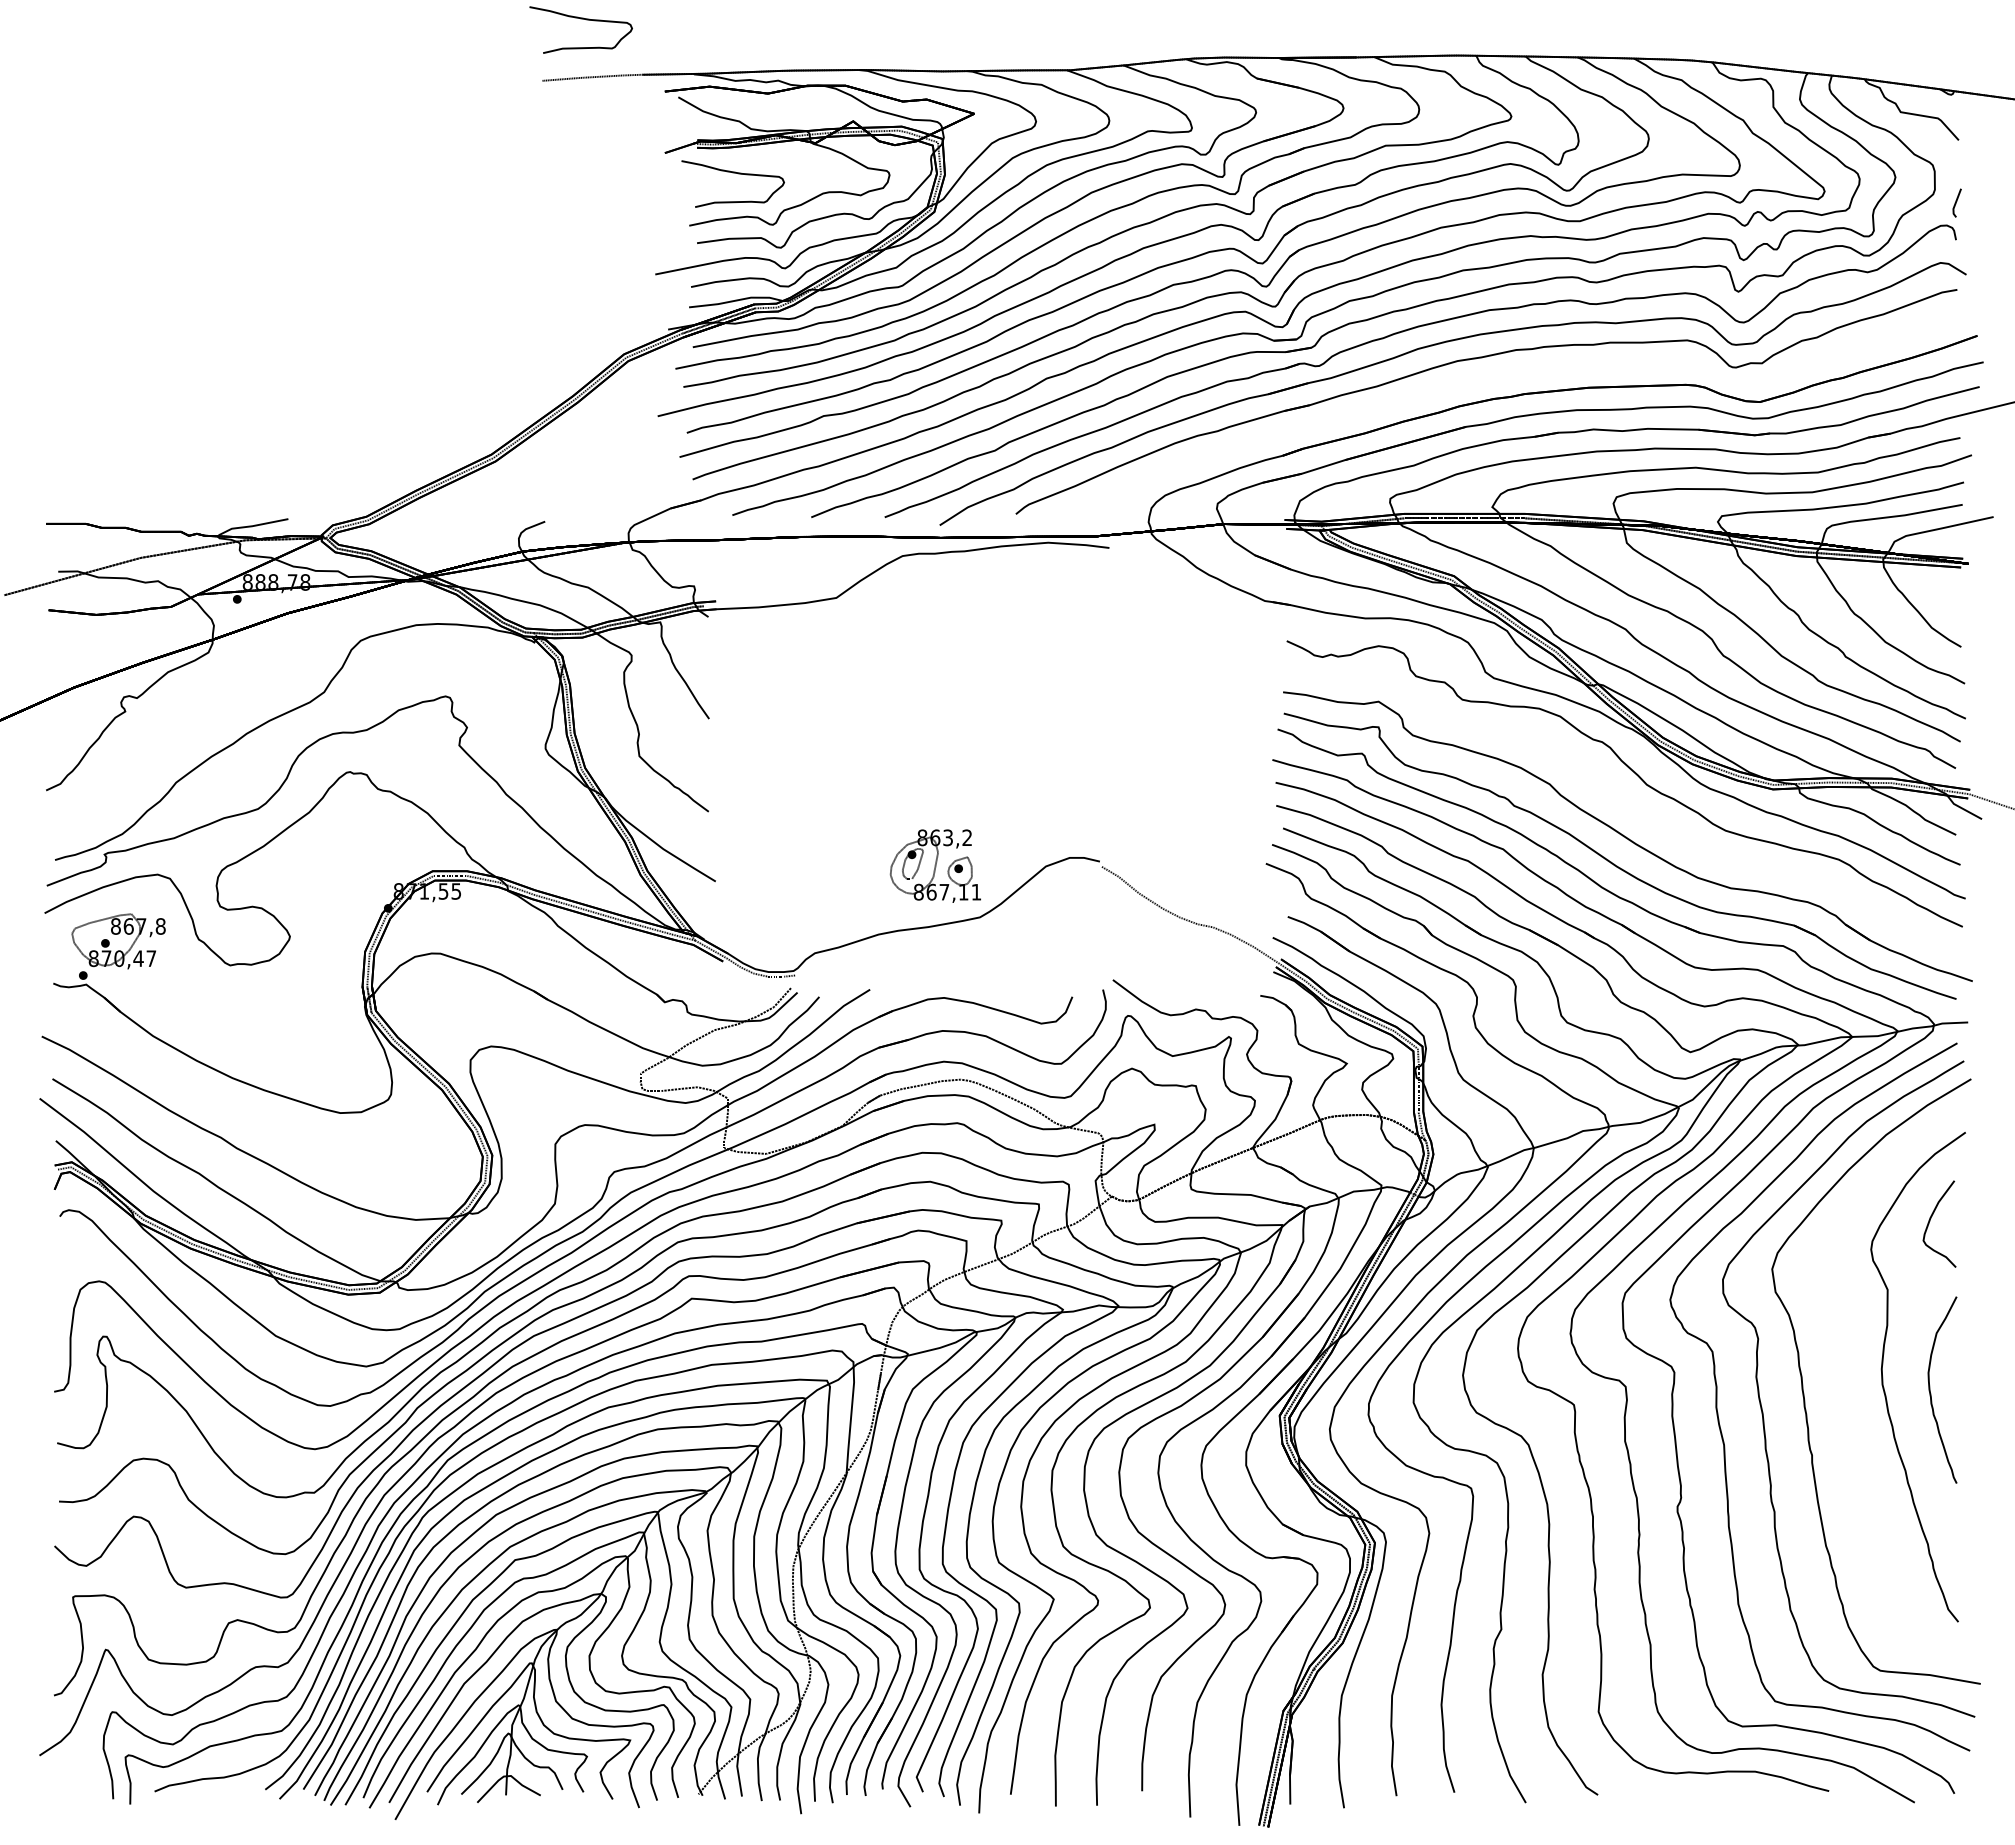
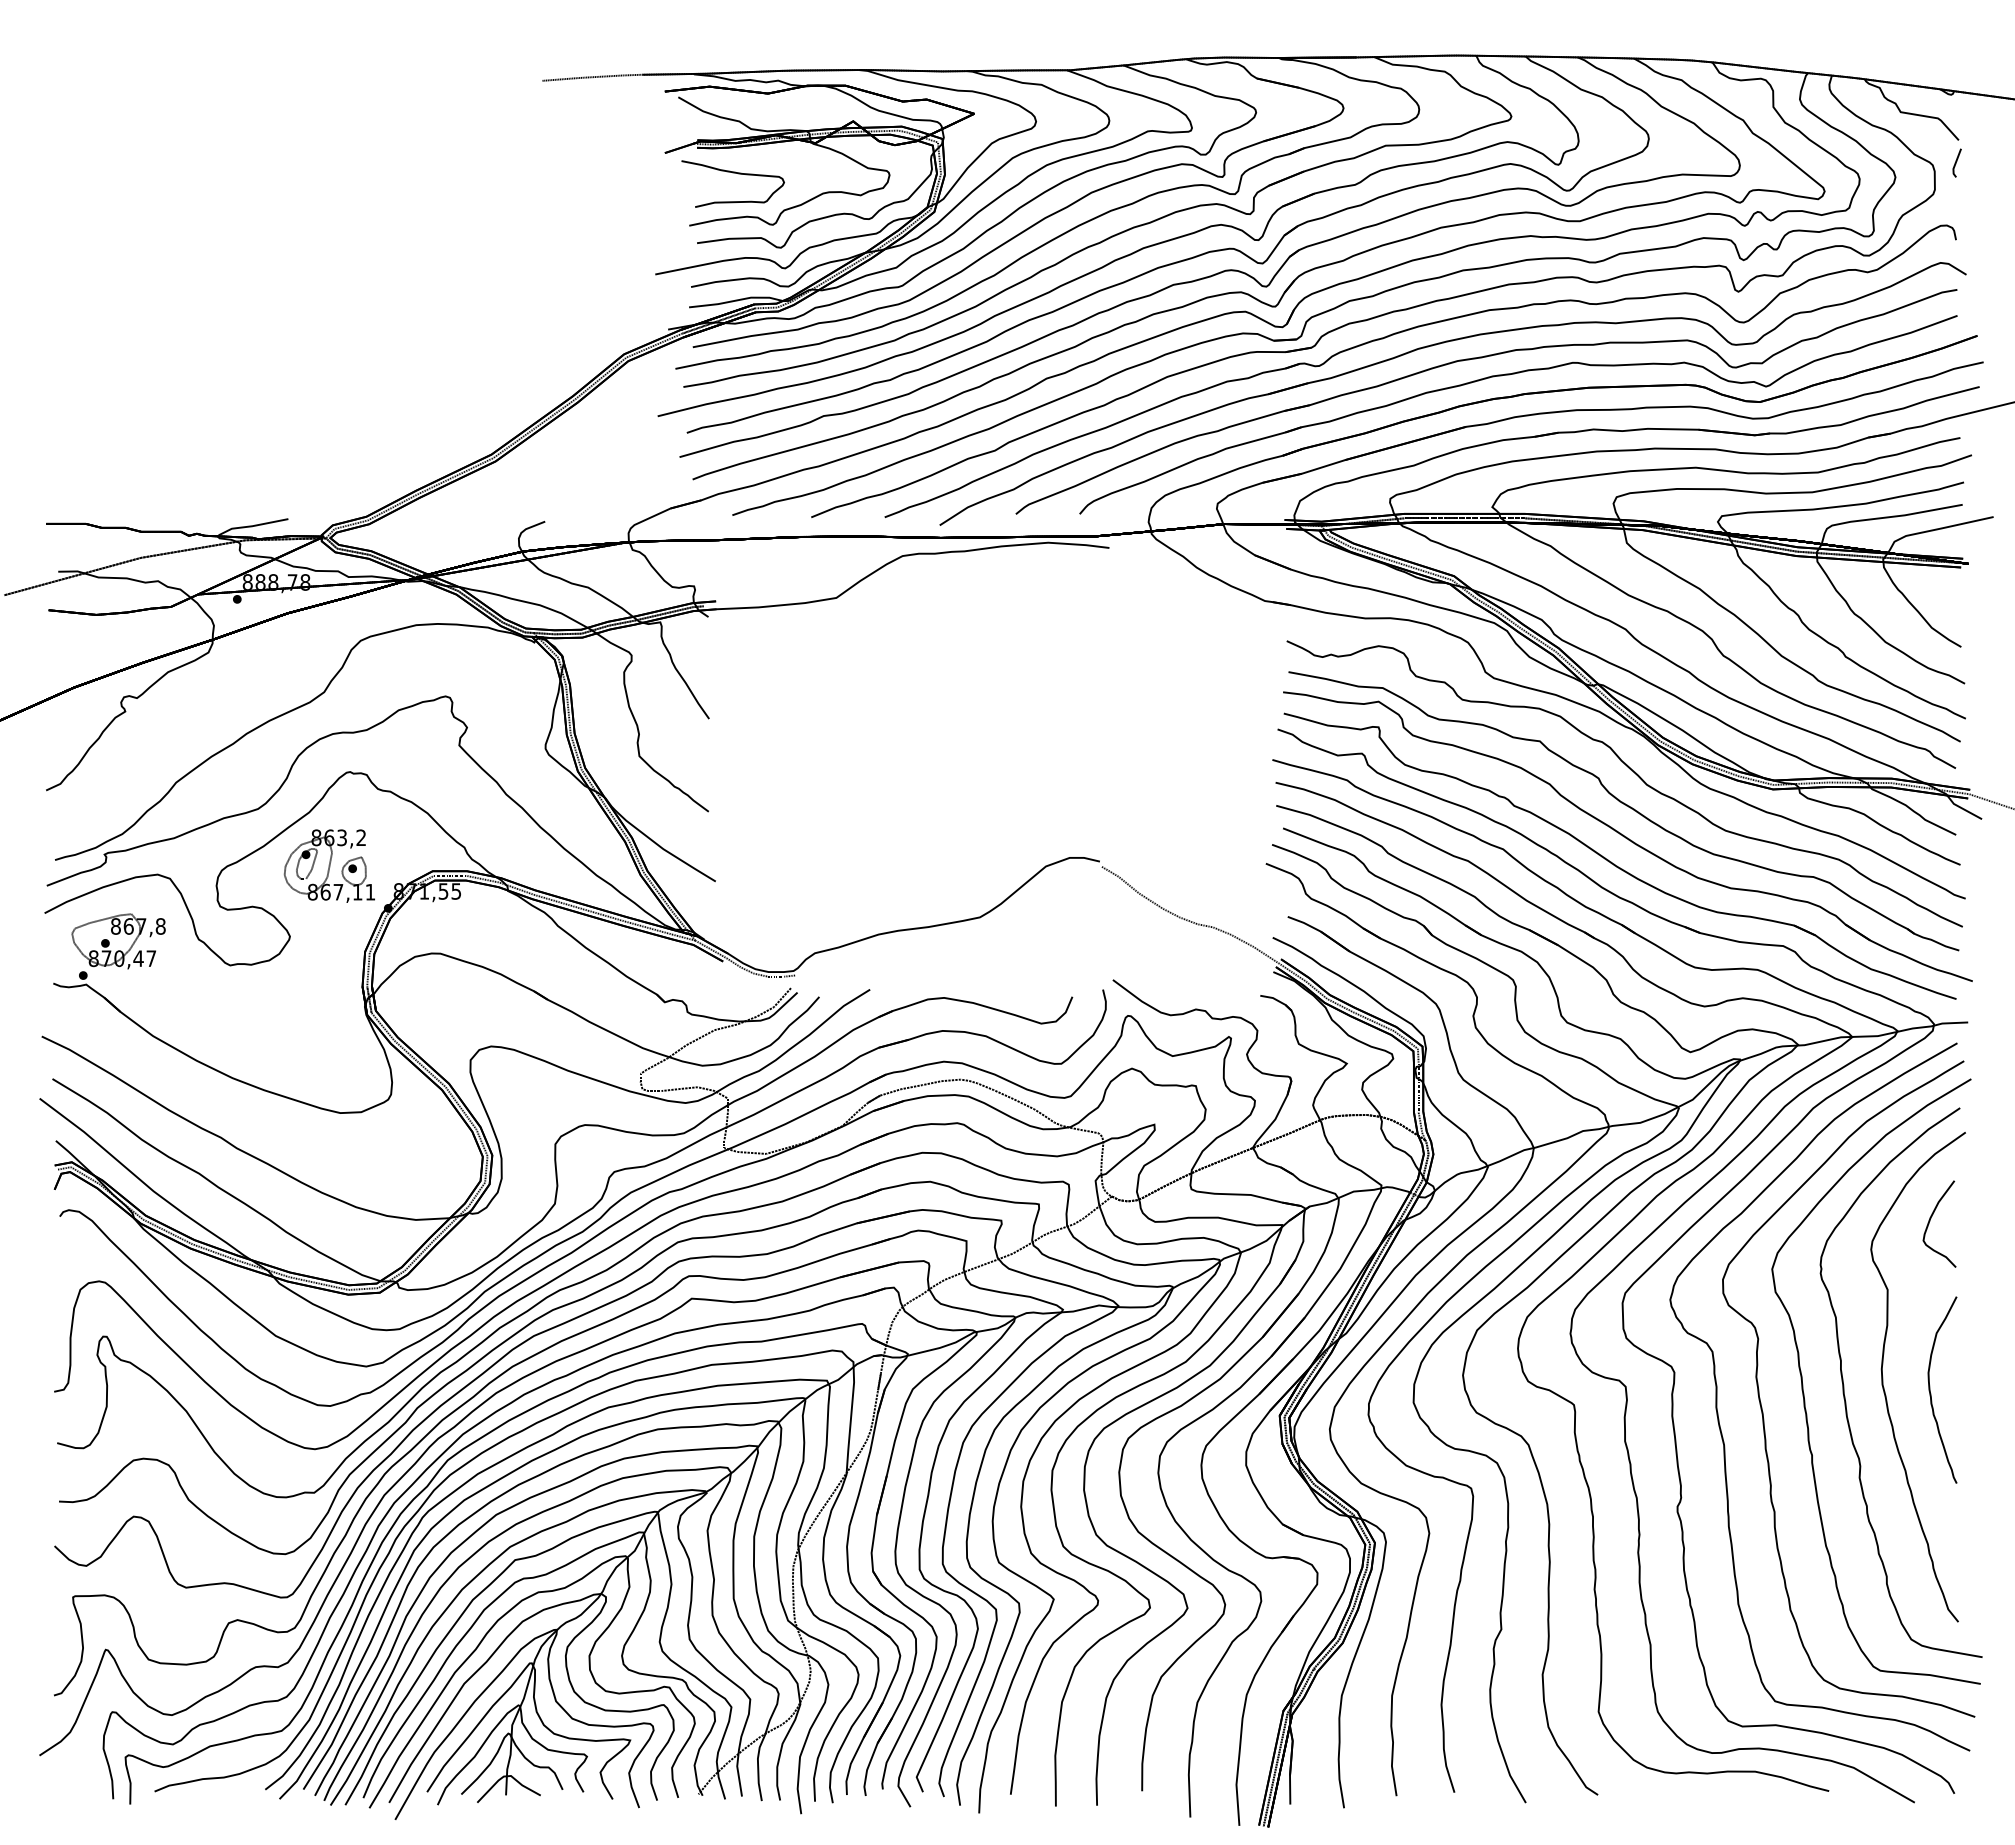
curve: present -> none (580, 19)
line position: (1956, 202) -> (1956, 162) (1956, 162)
part: none -> present (1509, 375)
part: none -> present (1623, 811)
part position: (934, 865) -> (328, 865) (328, 865)
curve: none -> present (1844, 1384)
